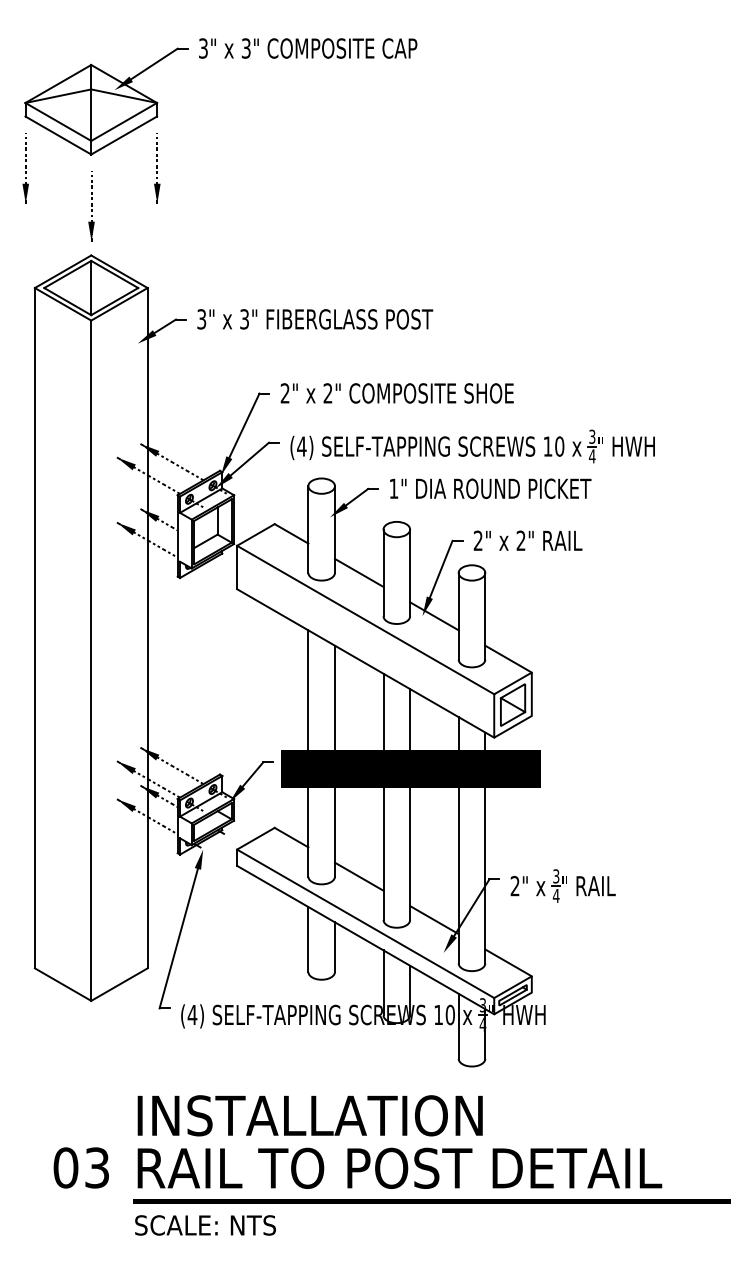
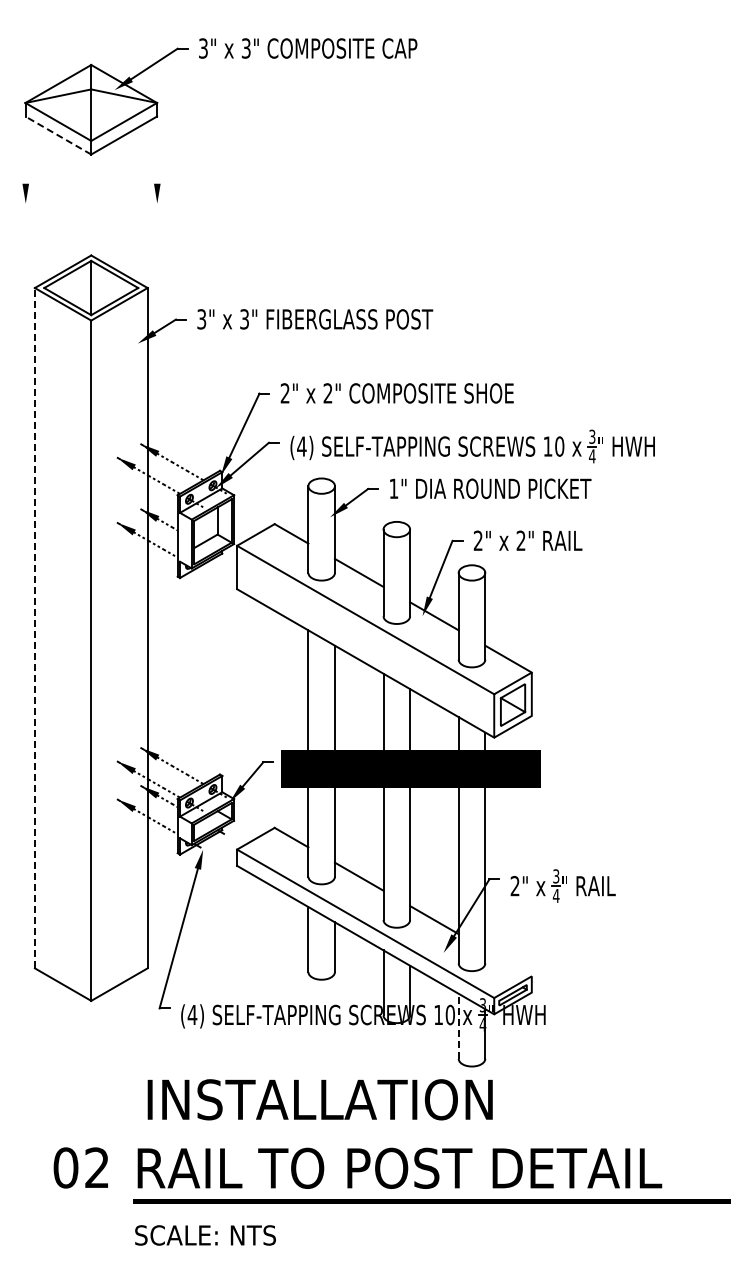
line: solid -> dashed (58, 135)
line: present -> none (25, 167)
line: present -> none (157, 167)
part: present -> none (91, 206)
line: solid -> dashed (34, 627)
line: present -> none (508, 962)
line: solid -> dashed (458, 1026)
text position: (309, 1115) -> (319, 1099) (319, 1099)
text: 03 -> 02 (96, 1167)
text position: (205, 1225) -> (205, 1235) (205, 1235)
